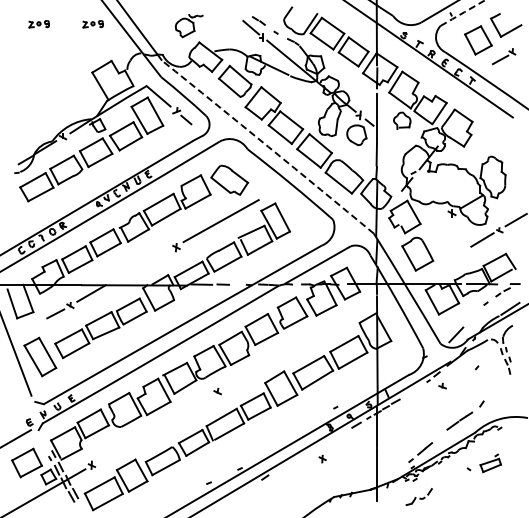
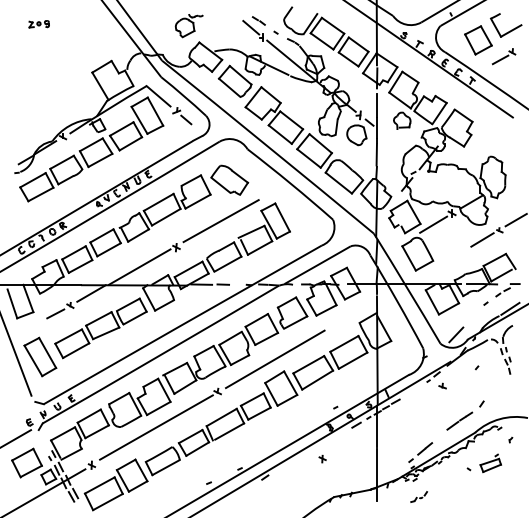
arc: dashed -> solid (462, 13)
part: present -> none (92, 24)
arc: dashed -> solid (268, 146)
line: none -> present (433, 224)
line: none -> present (139, 266)
line: none -> present (274, 359)
line: none -> present (156, 427)
part: none -> present (510, 439)
part size: 28x18 px -> 18x12 px (418, 496)
